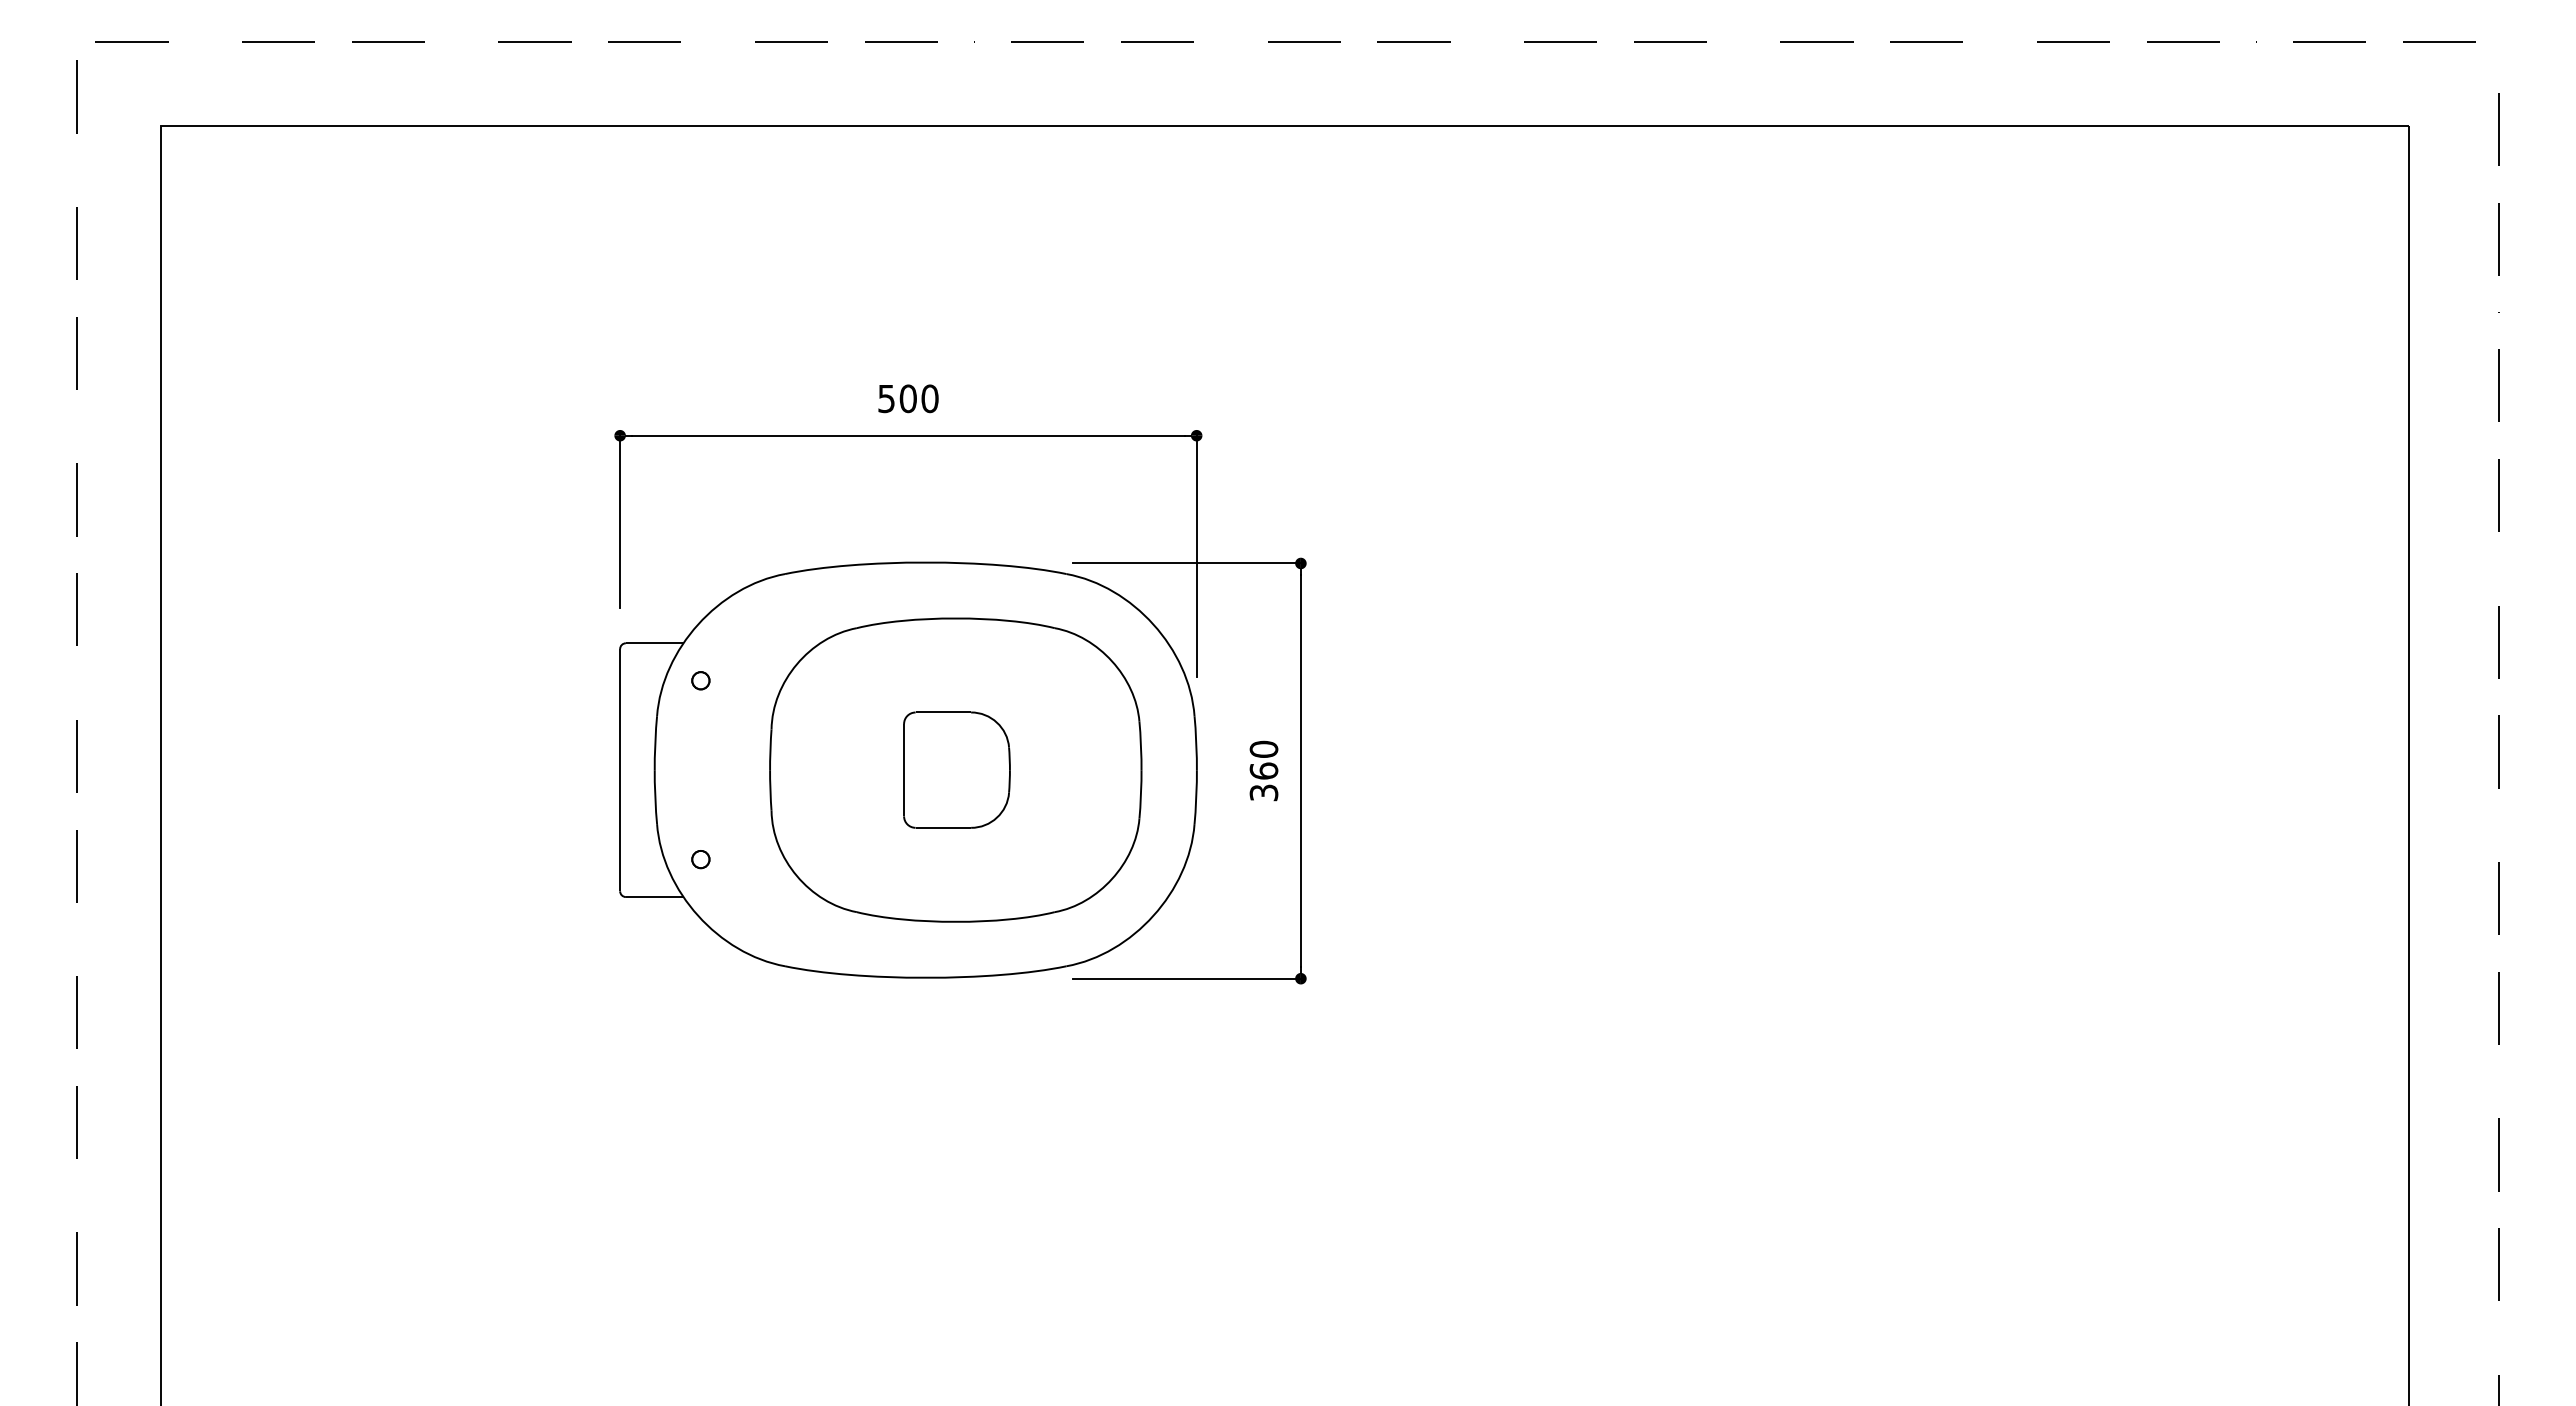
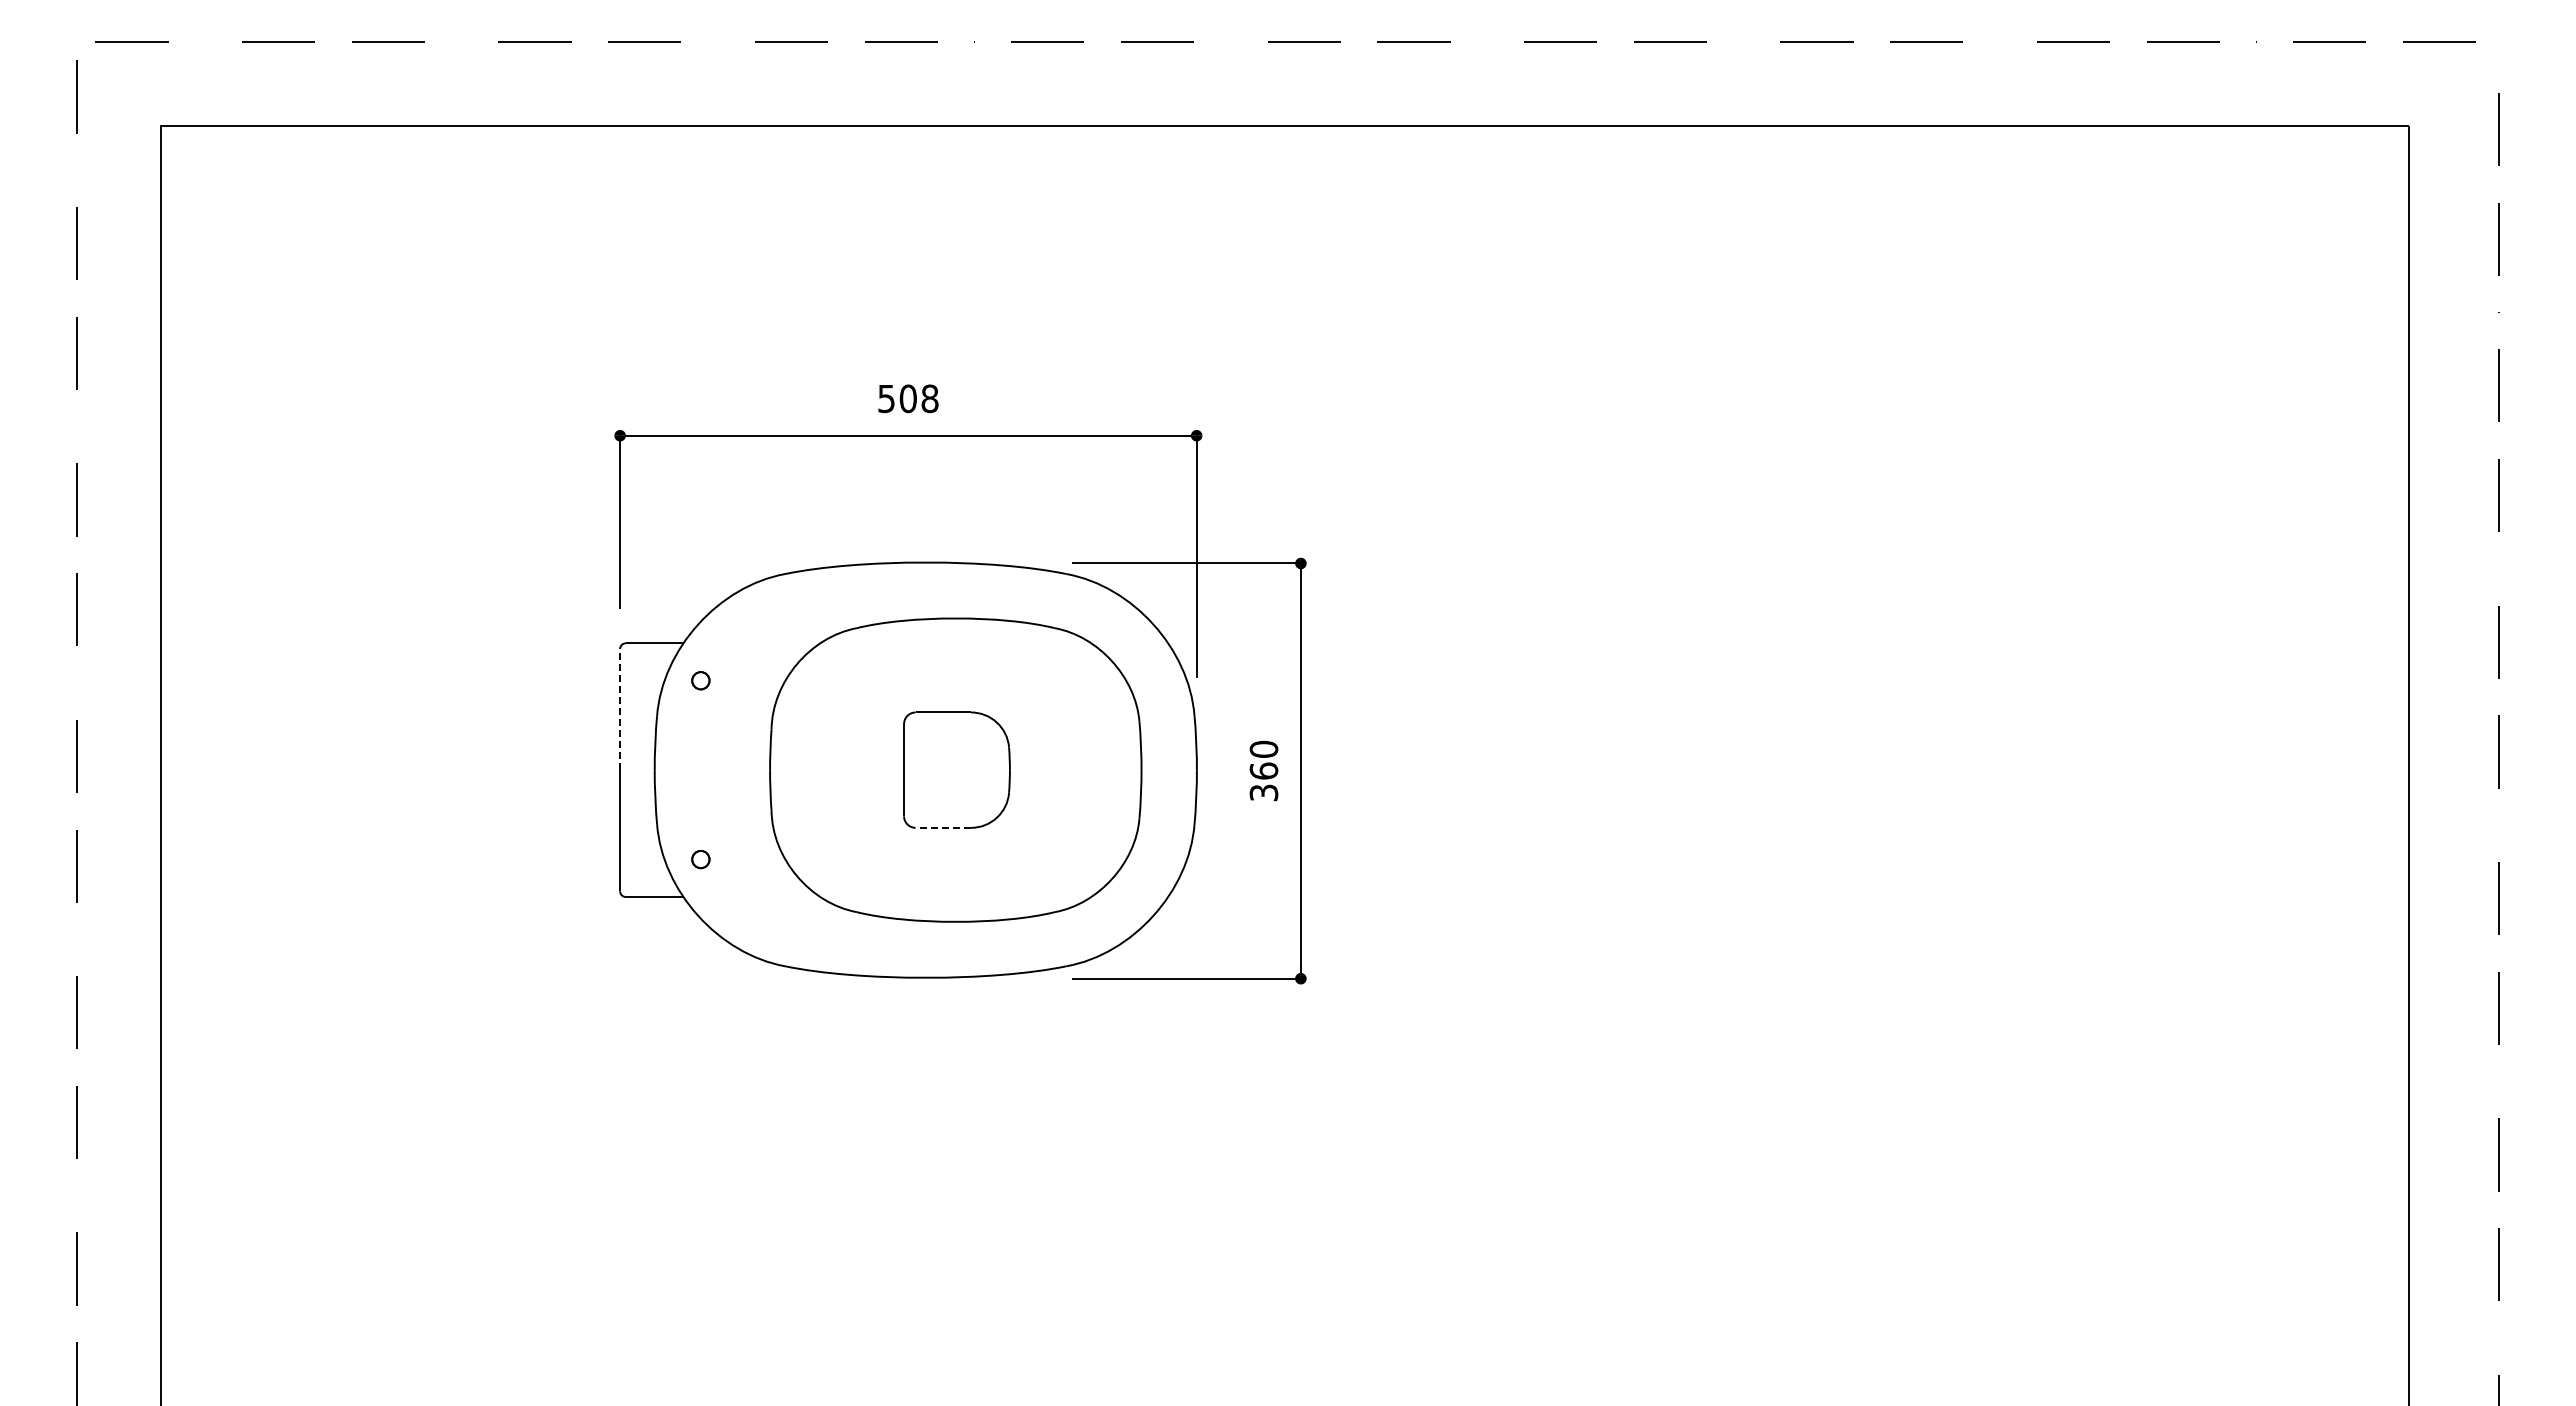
text: 500 -> 508 (929, 398)
line: solid -> dashed (620, 709)
line: solid -> dashed (943, 827)
